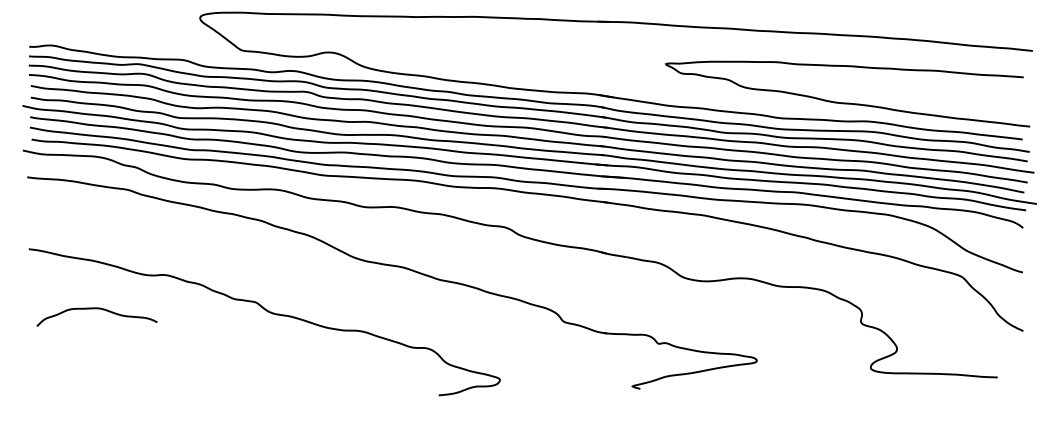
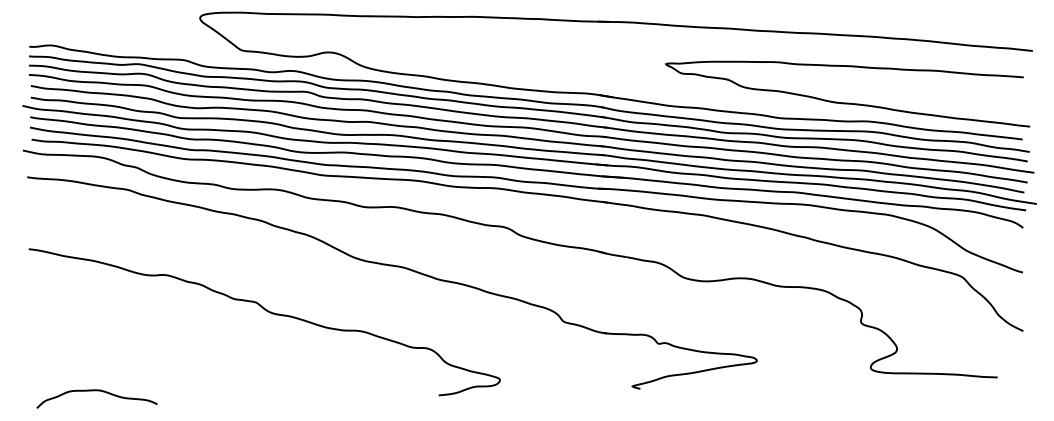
curve position: (96, 309) -> (96, 391) (96, 391)
